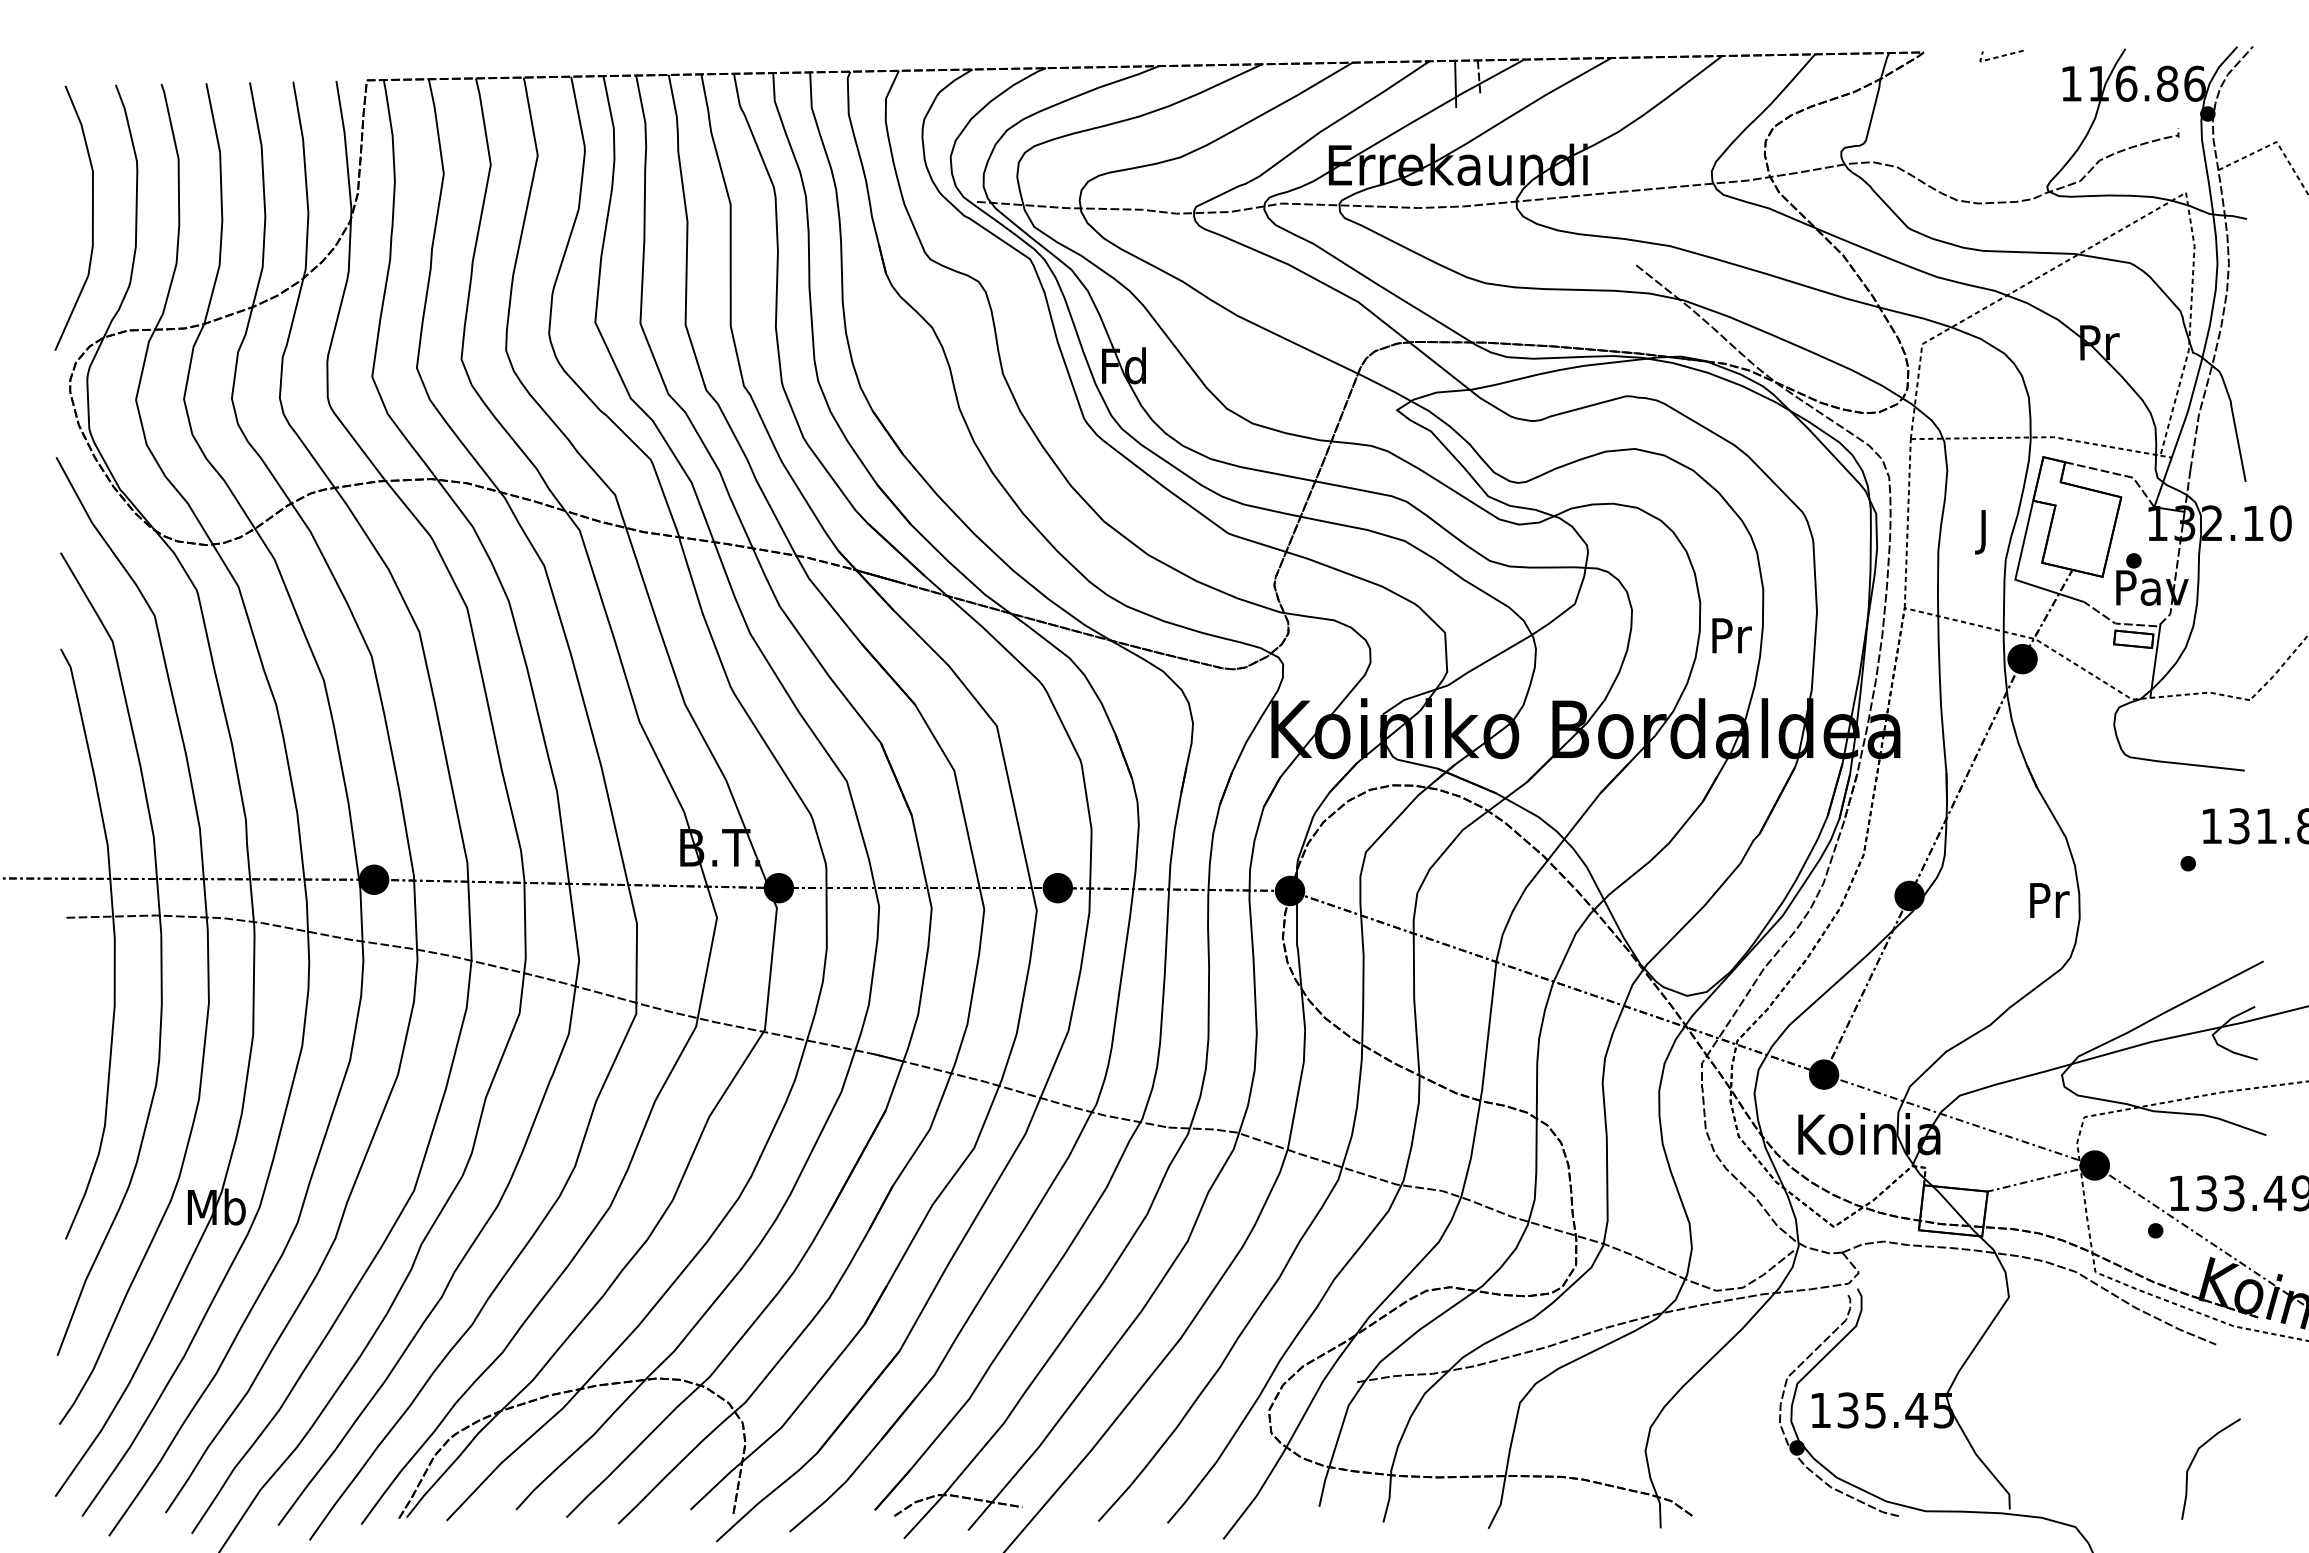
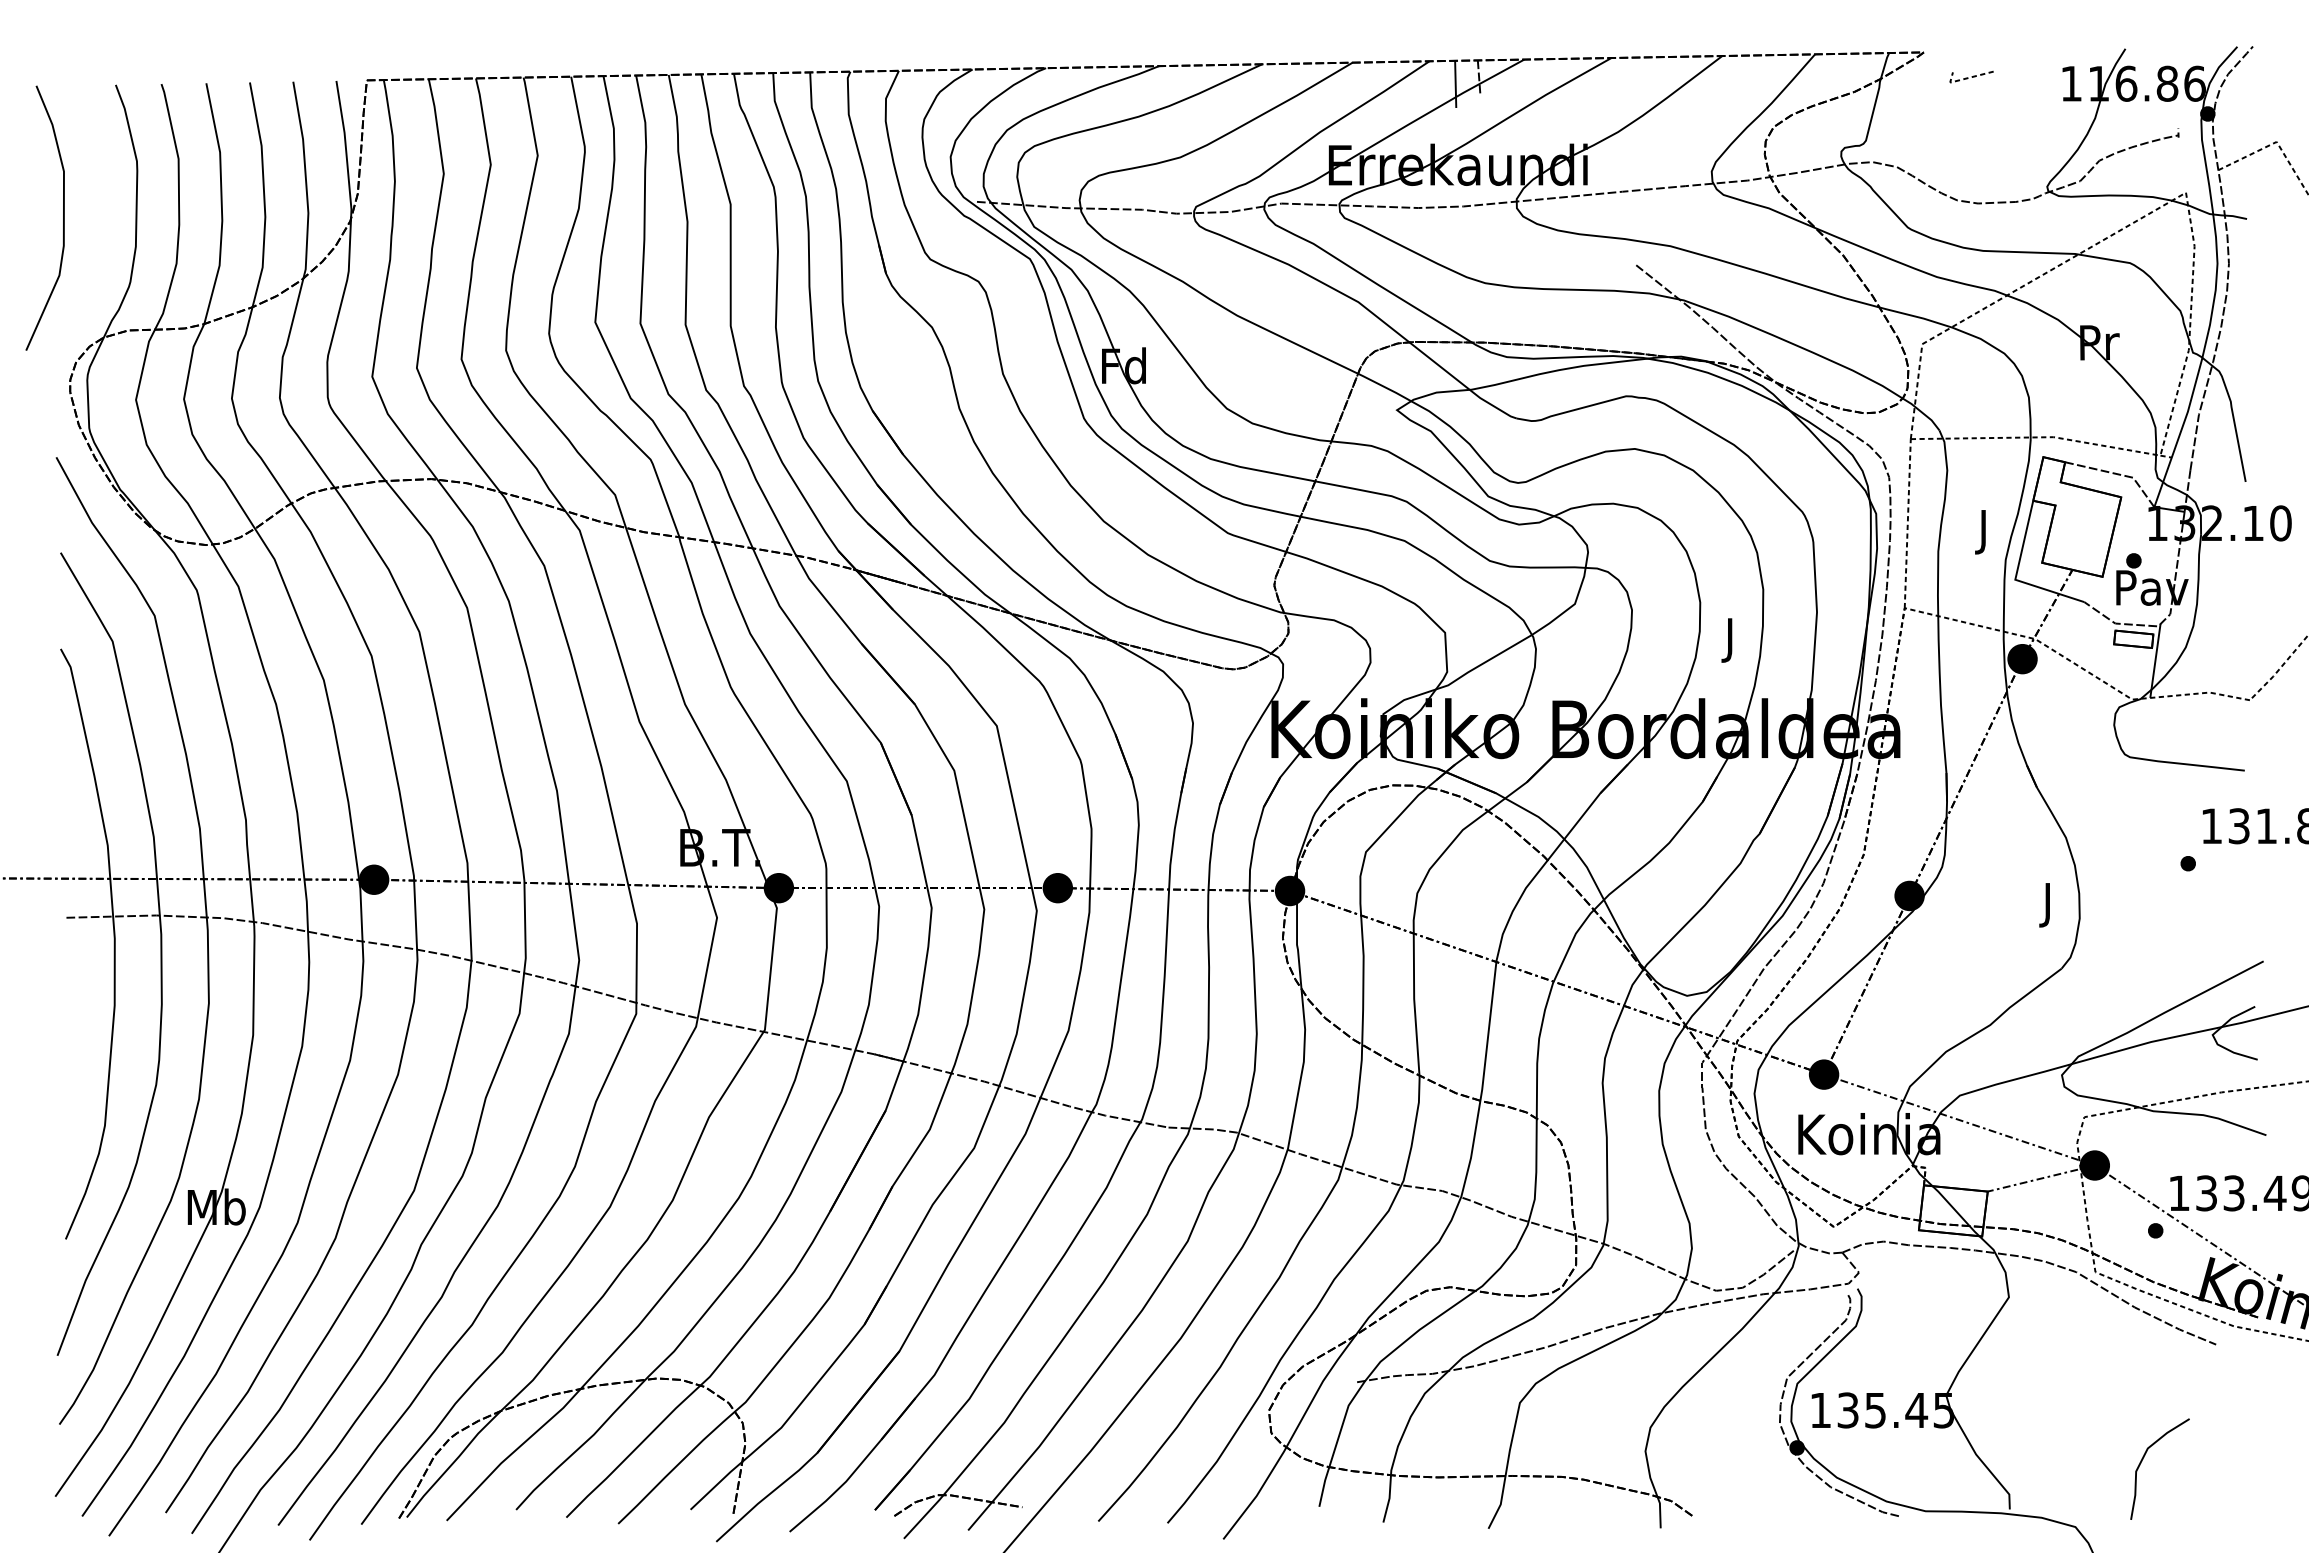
line position: (2001, 55) -> (1971, 76) (1971, 76)
curve position: (92, 217) -> (63, 217) (63, 217)
text: Pr -> J (1731, 640)
text: Pr -> J (2049, 905)
curve position: (2194, 1459) -> (2143, 1459) (2143, 1459)
